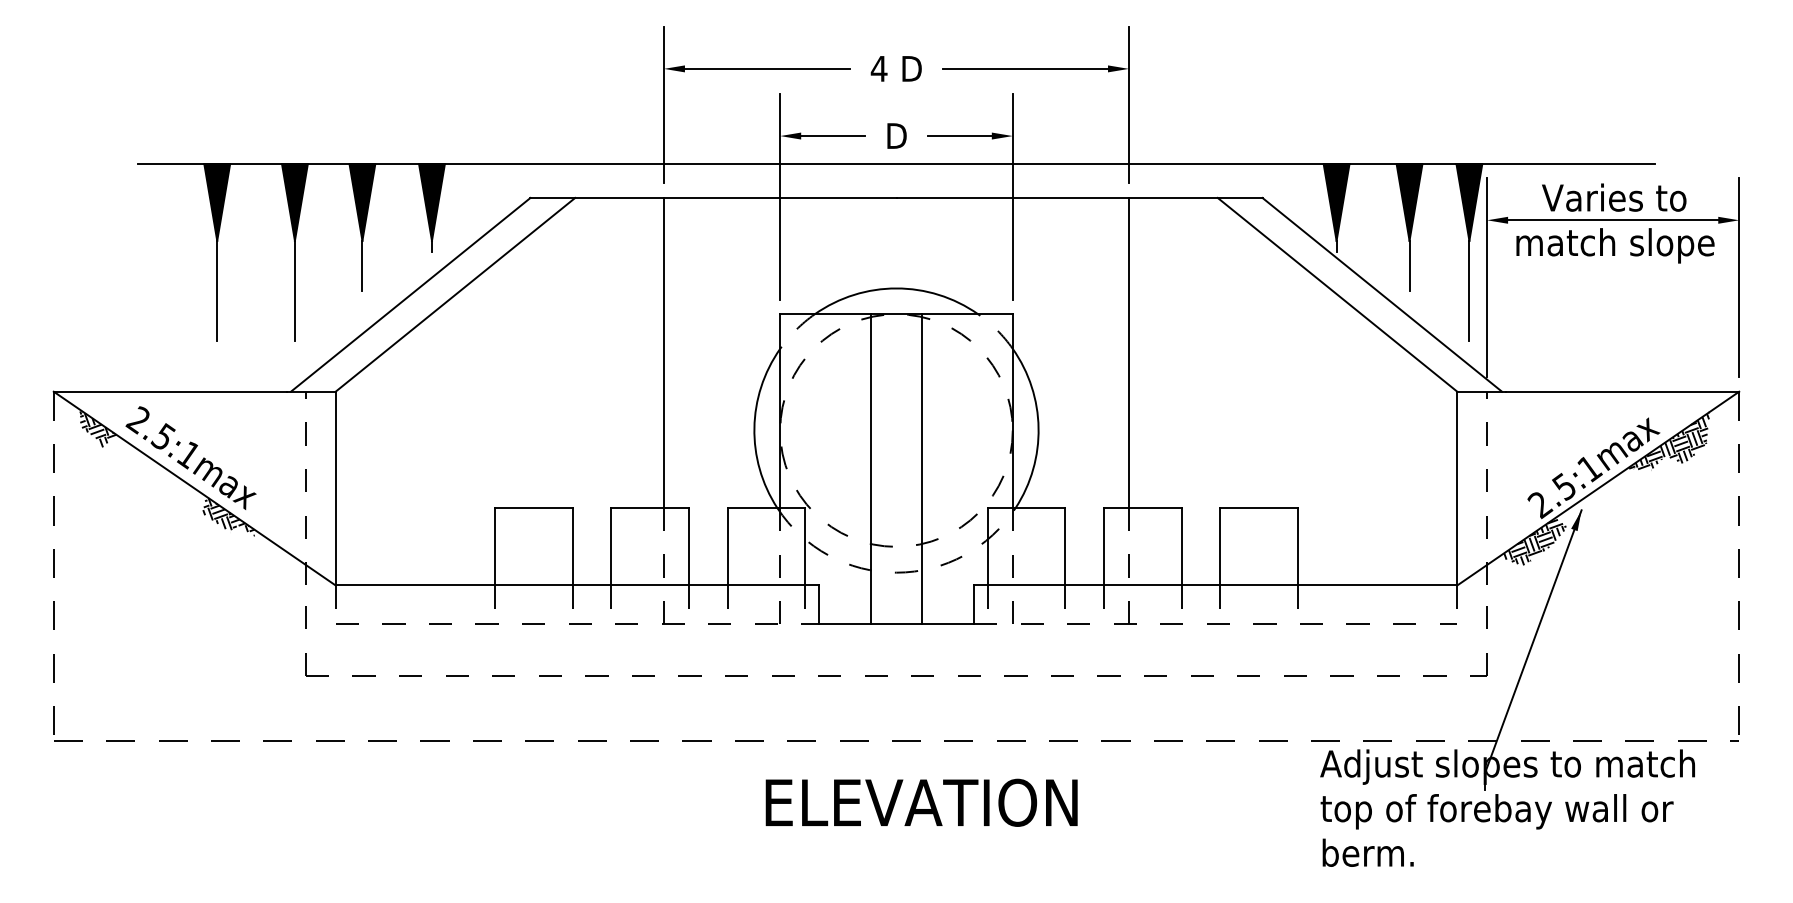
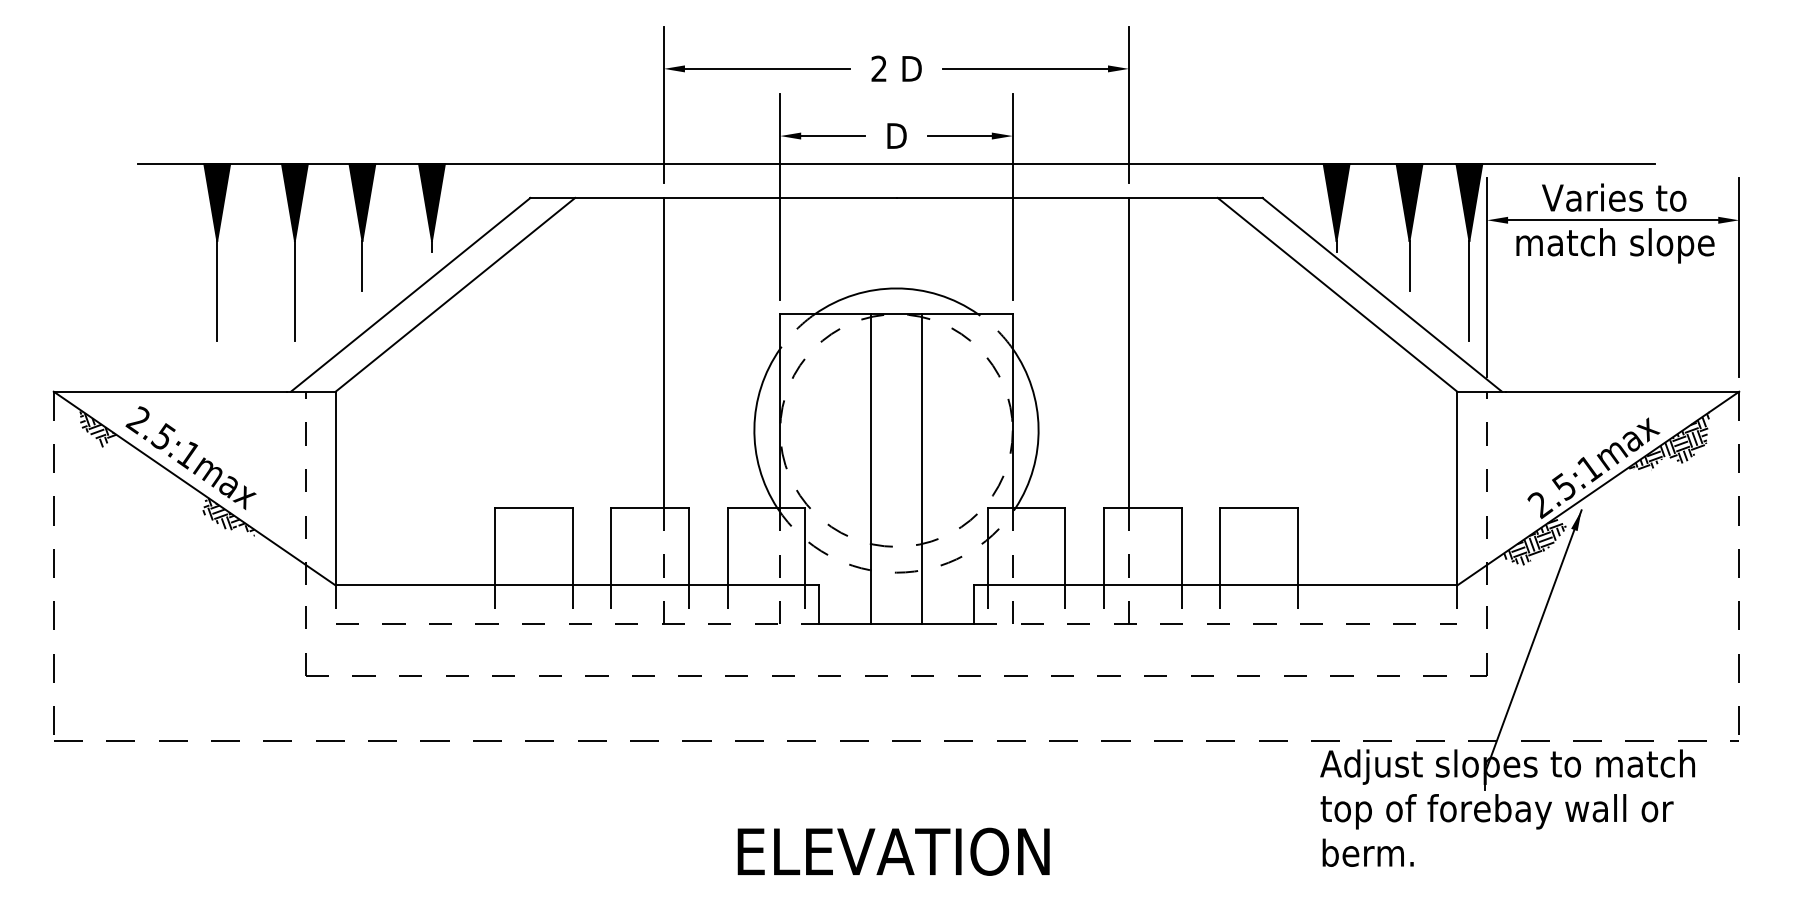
text: 4 -> 2 (878, 68)
text position: (921, 802) -> (893, 851) (893, 851)
